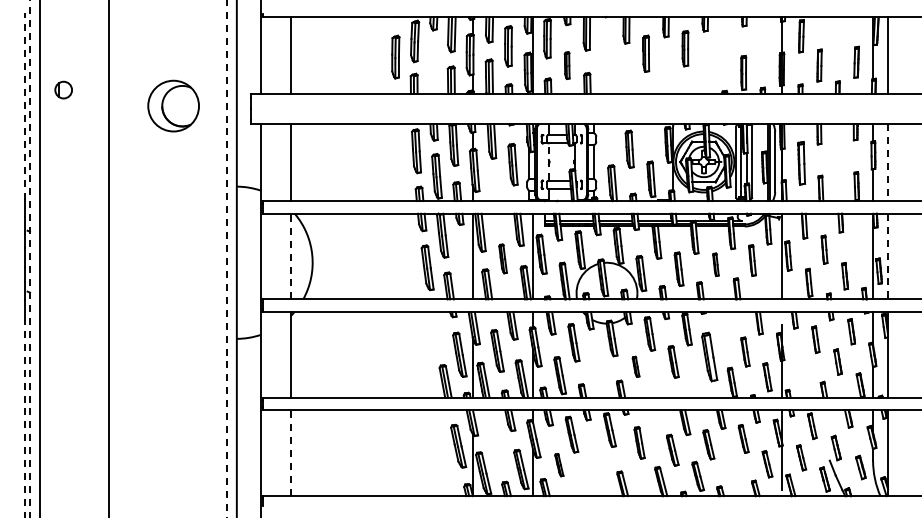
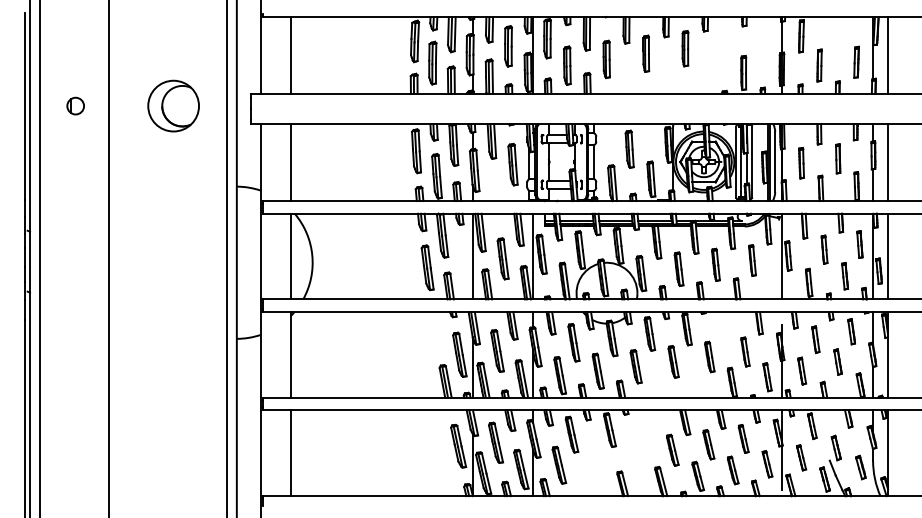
part position: (395, 56) -> (432, 62) (432, 62)
part: none -> present (606, 59)
part size: 8x30 px -> 10x41 px (566, 65)
part position: (63, 89) -> (75, 105) (75, 105)
line: dashed -> solid (24, 106)
part: none -> present (838, 158)
line: dashed -> solid (548, 162)
part size: 9x45 px -> 7x34 px (801, 162)
line: dashed -> solid (888, 163)
part: none -> present (859, 244)
line: dashed -> solid (291, 256)
line: dashed -> solid (888, 256)
line: dashed -> solid (30, 258)
line: dashed -> solid (226, 258)
part size: 10x32 px -> 14x44 px (502, 258)
part size: 8x25 px -> 10x35 px (715, 264)
part size: 18x52 px -> 12x34 px (709, 356)
part size: 10x23 px -> 14x36 px (635, 366)
part: none -> present (597, 370)
part: none -> present (802, 370)
line: dashed -> solid (24, 418)
part: none -> present (496, 442)
part: present -> none (639, 442)
line: dashed -> solid (291, 453)
part size: 11x25 px -> 17x40 px (559, 464)
part: none -> present (733, 470)
